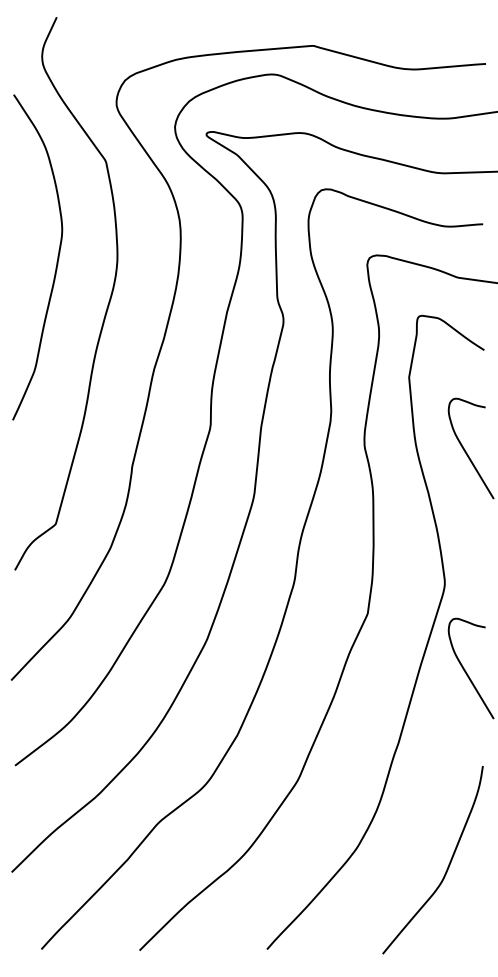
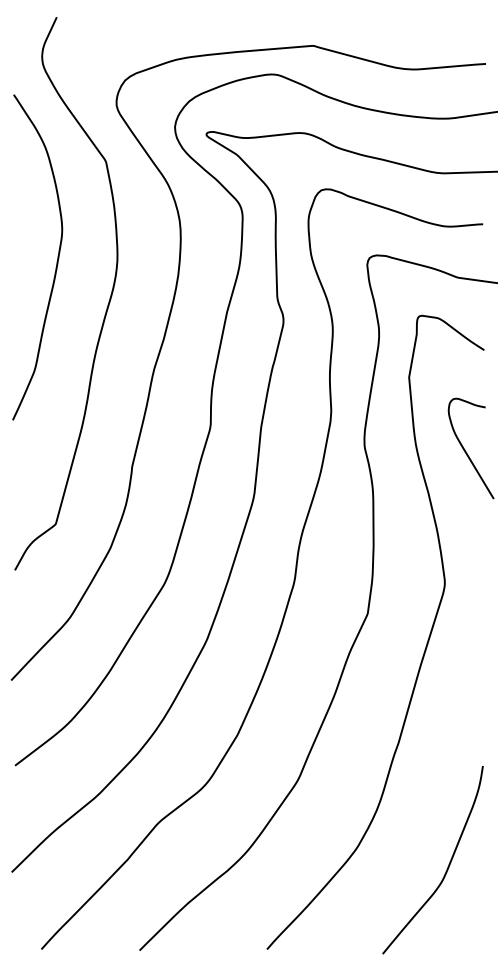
curve: present -> none (466, 671)
